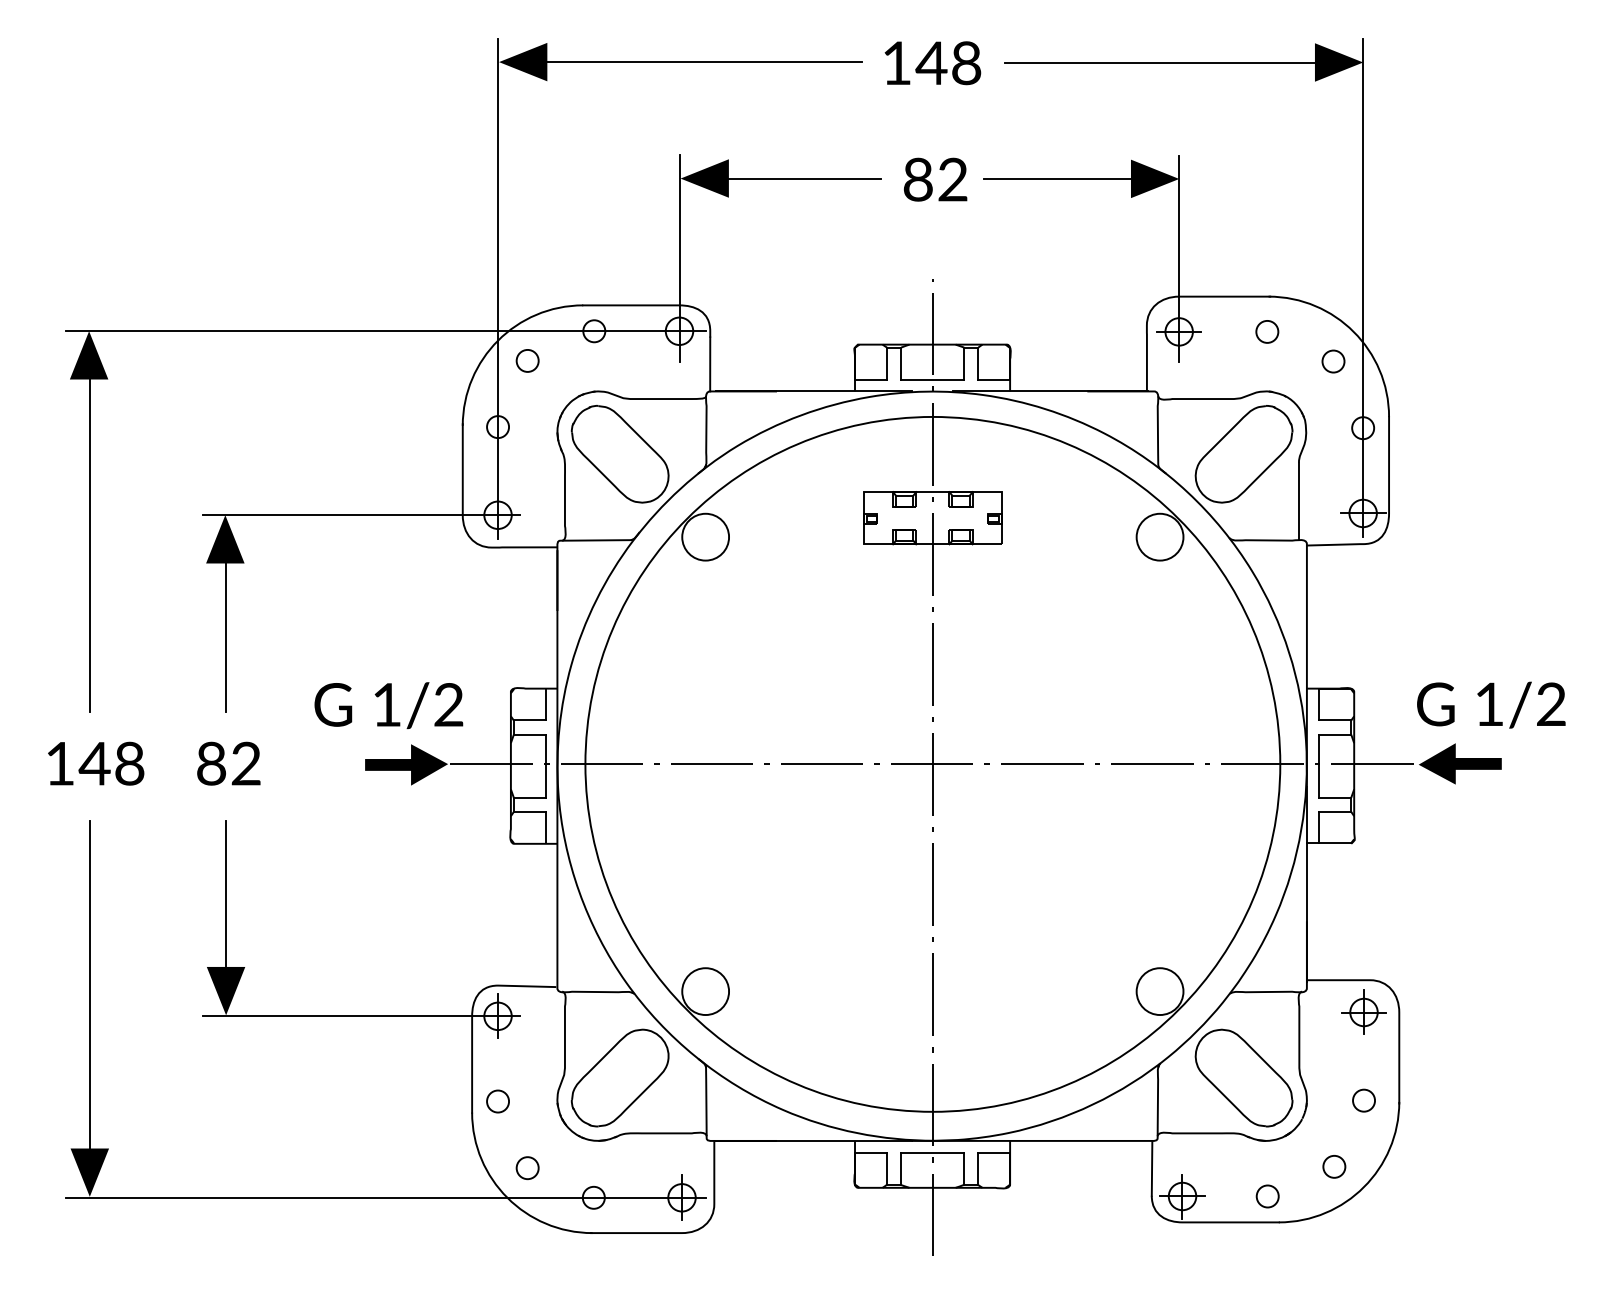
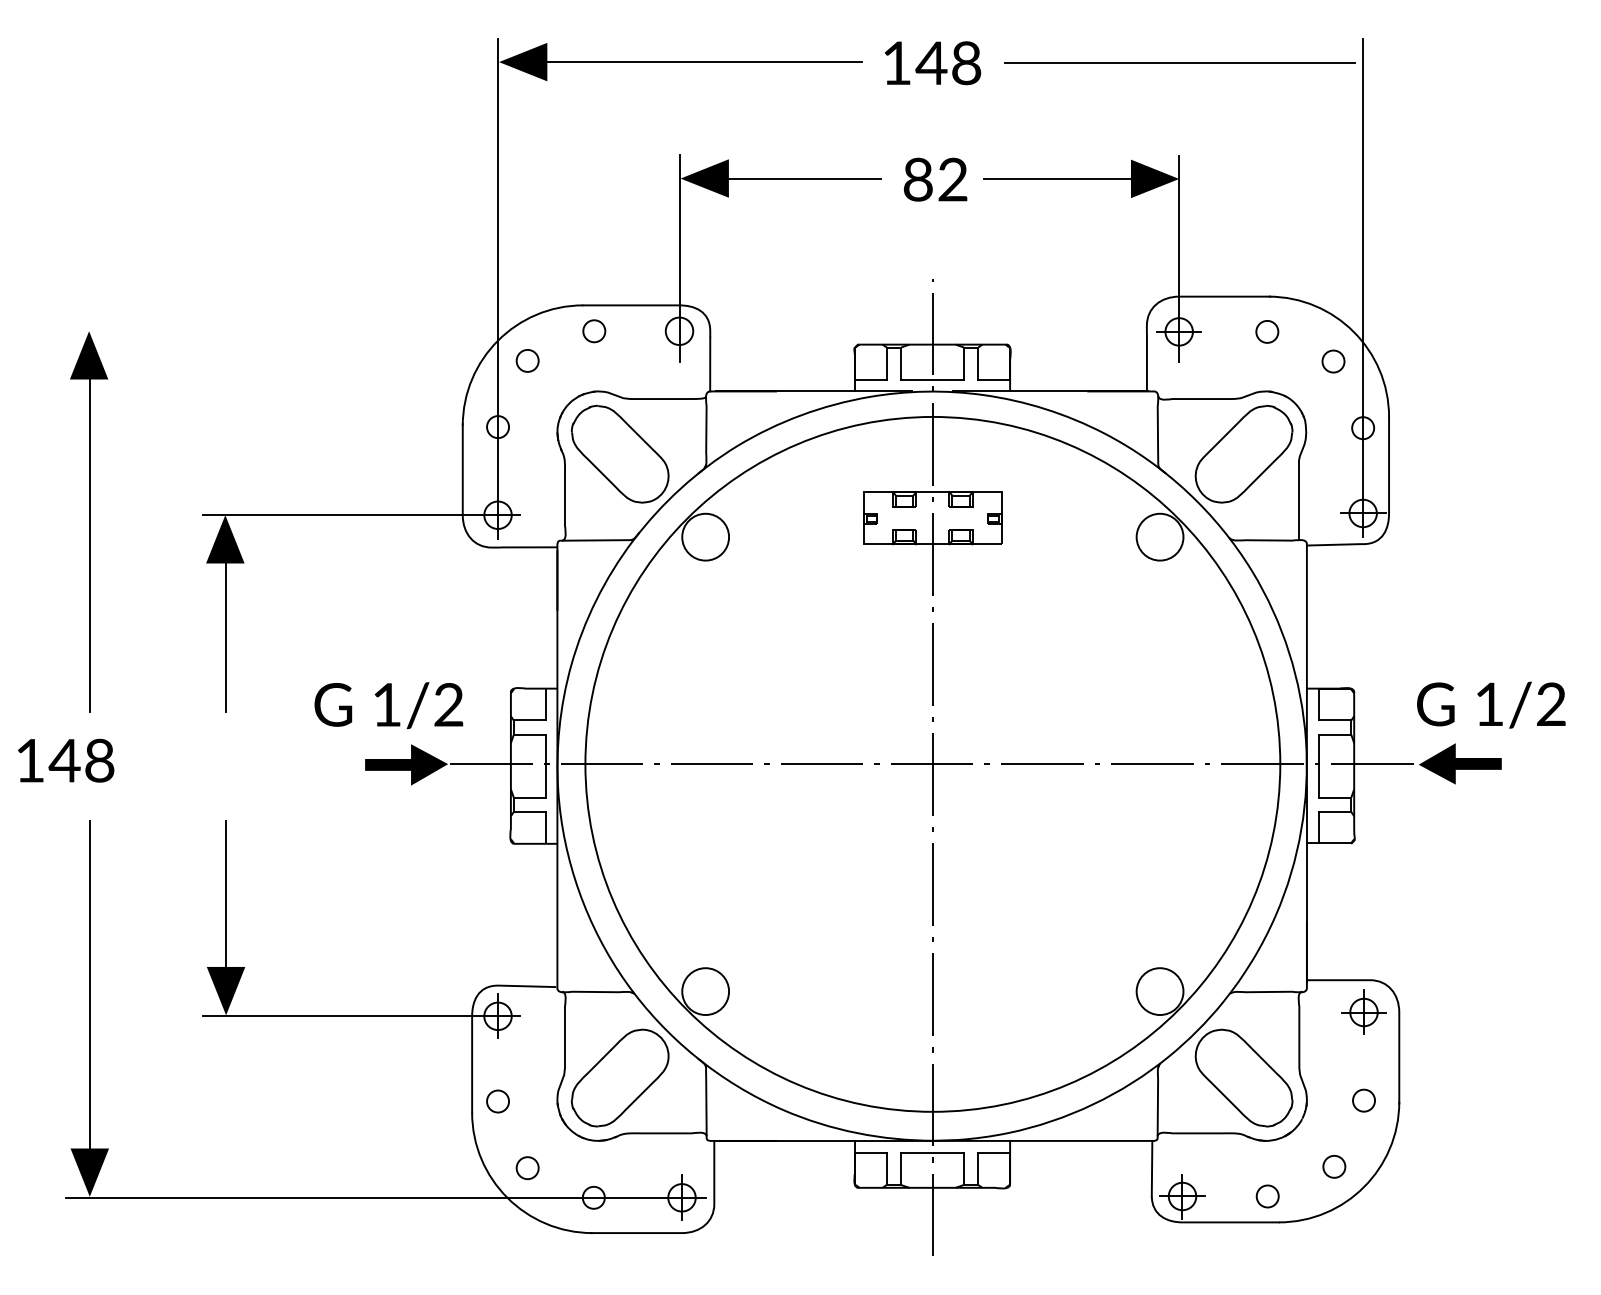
fill: present -> none (1338, 62)
line: present -> none (386, 331)
part position: (96, 763) -> (66, 760) (66, 760)
part: present -> none (228, 763)
